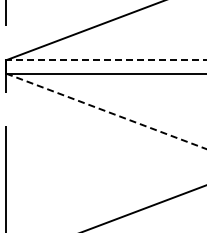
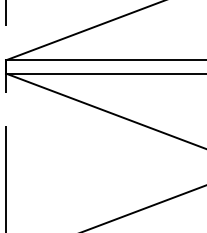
line: dashed -> solid (106, 60)
line: dashed -> solid (106, 111)
